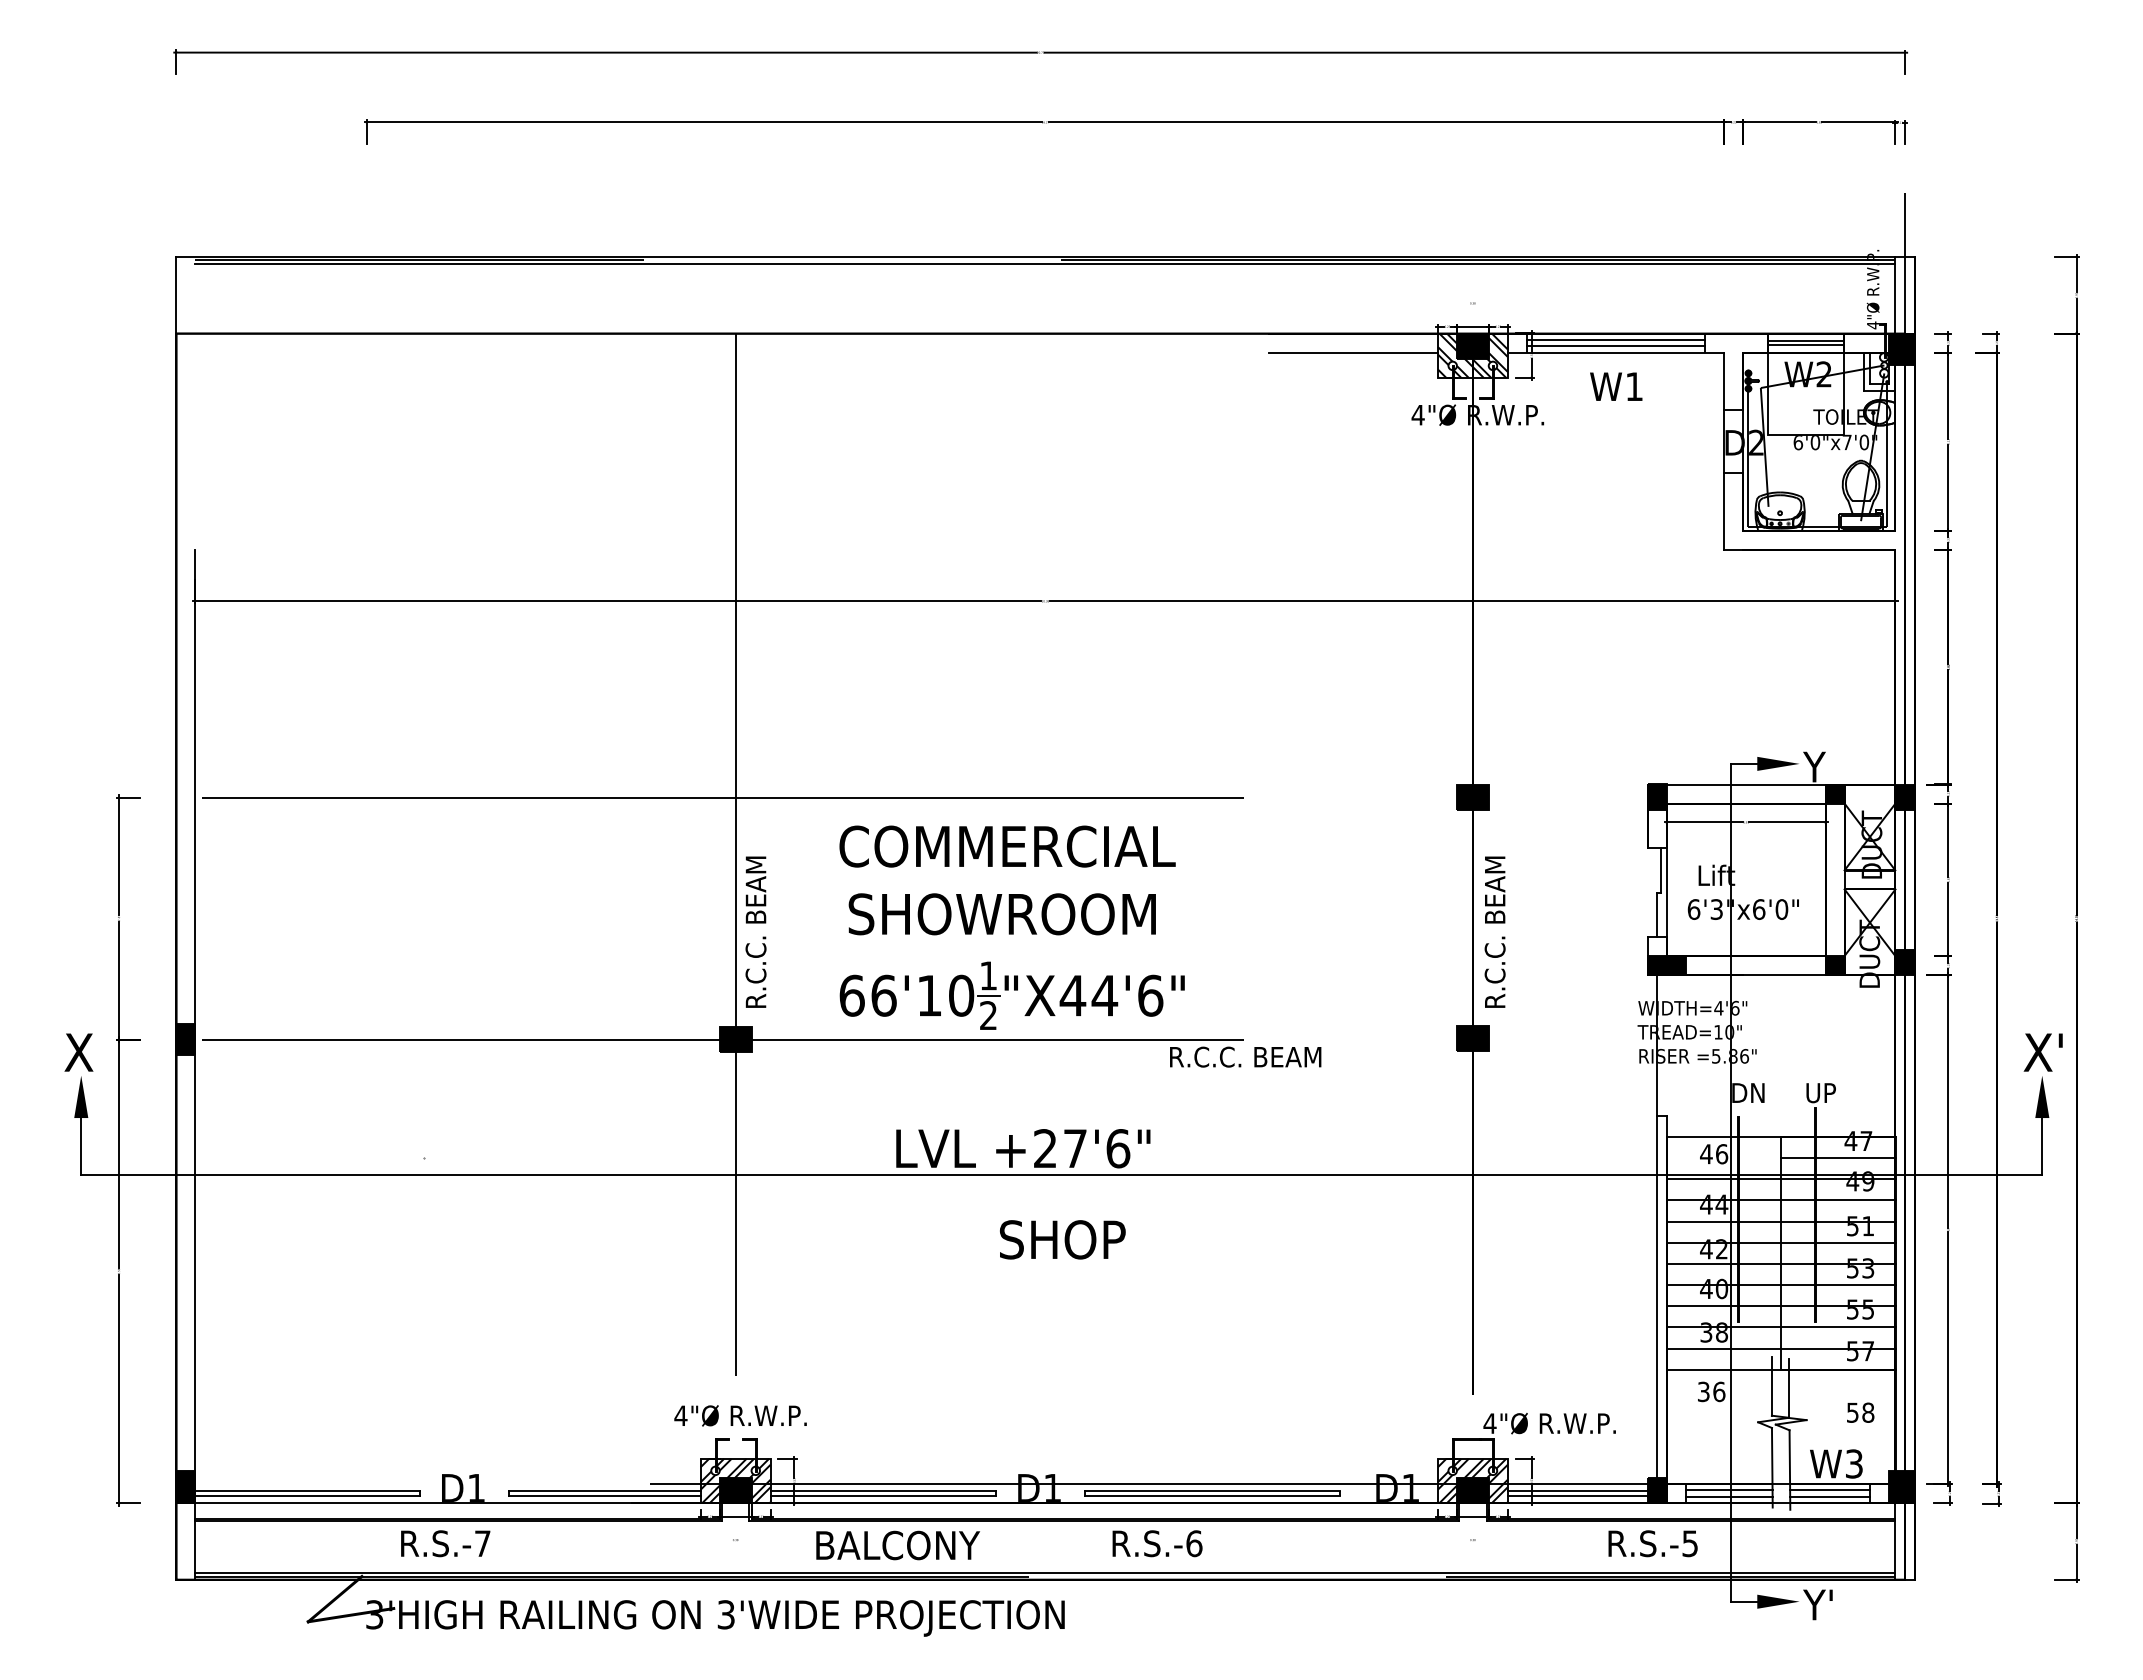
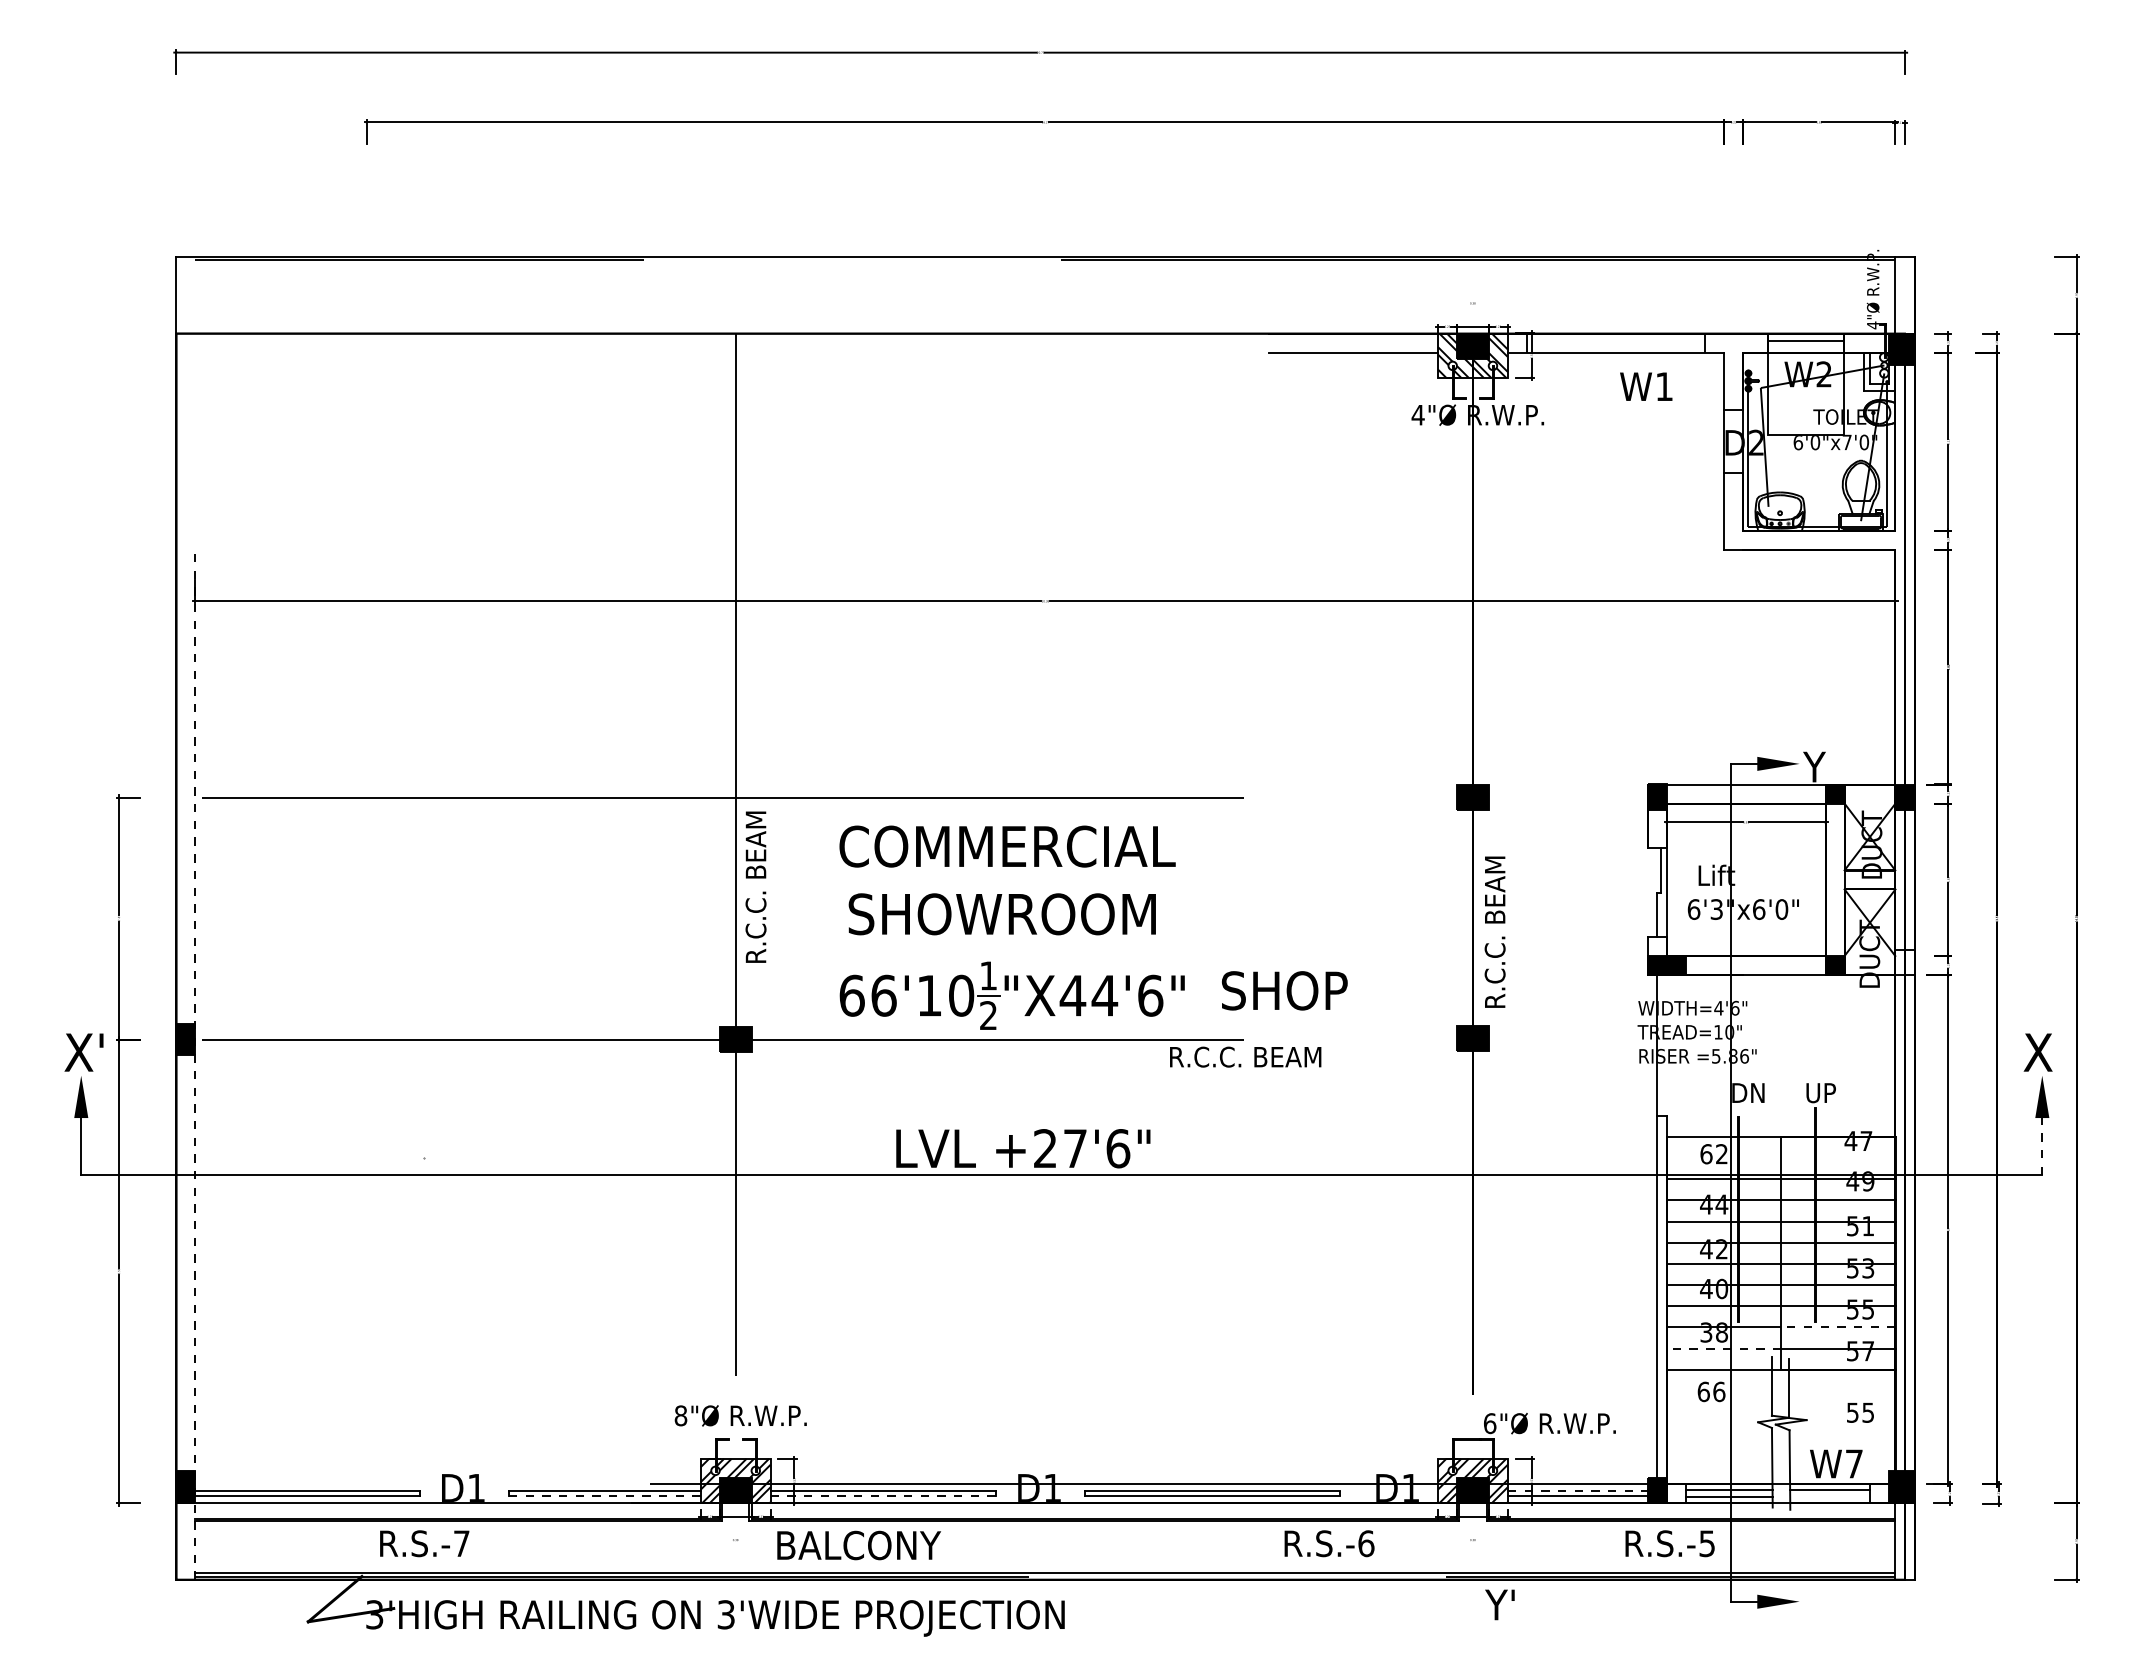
line: present -> none (1045, 263)
line: present -> none (1905, 263)
line: present -> none (1615, 339)
line: present -> none (1806, 344)
line: present -> none (1615, 346)
text position: (1616, 386) -> (1646, 386) (1646, 386)
text position: (755, 931) -> (755, 886) (755, 886)
fill: present -> none (1904, 962)
text: X -> X' (101, 1040)
text: X' -> X (2060, 1040)
line: solid -> dashed (195, 1064)
line: solid -> dashed (2042, 1145)
text: 46 -> 62 (1714, 1154)
line: present -> none (1838, 1158)
text position: (1062, 1239) -> (1284, 990) (1284, 990)
line: solid -> dashed (1837, 1327)
line: solid -> dashed (1723, 1348)
text: 36 -> 66 (1703, 1391)
text: 58 -> 55 (1868, 1412)
text: 4"Ø -> 8"Ø (680, 1415)
text: 4"Ø -> 6"Ø (1489, 1423)
text: W3 -> W7 (1854, 1463)
line: solid -> dashed (1577, 1491)
line: solid -> dashed (604, 1495)
line: solid -> dashed (883, 1495)
line: present -> none (1830, 1496)
text position: (445, 1543) -> (424, 1543) (424, 1543)
text position: (1157, 1543) -> (1329, 1543) (1329, 1543)
text position: (1652, 1543) -> (1669, 1543) (1669, 1543)
text position: (897, 1545) -> (858, 1545) (858, 1545)
text position: (1817, 1604) -> (1499, 1604) (1499, 1604)
